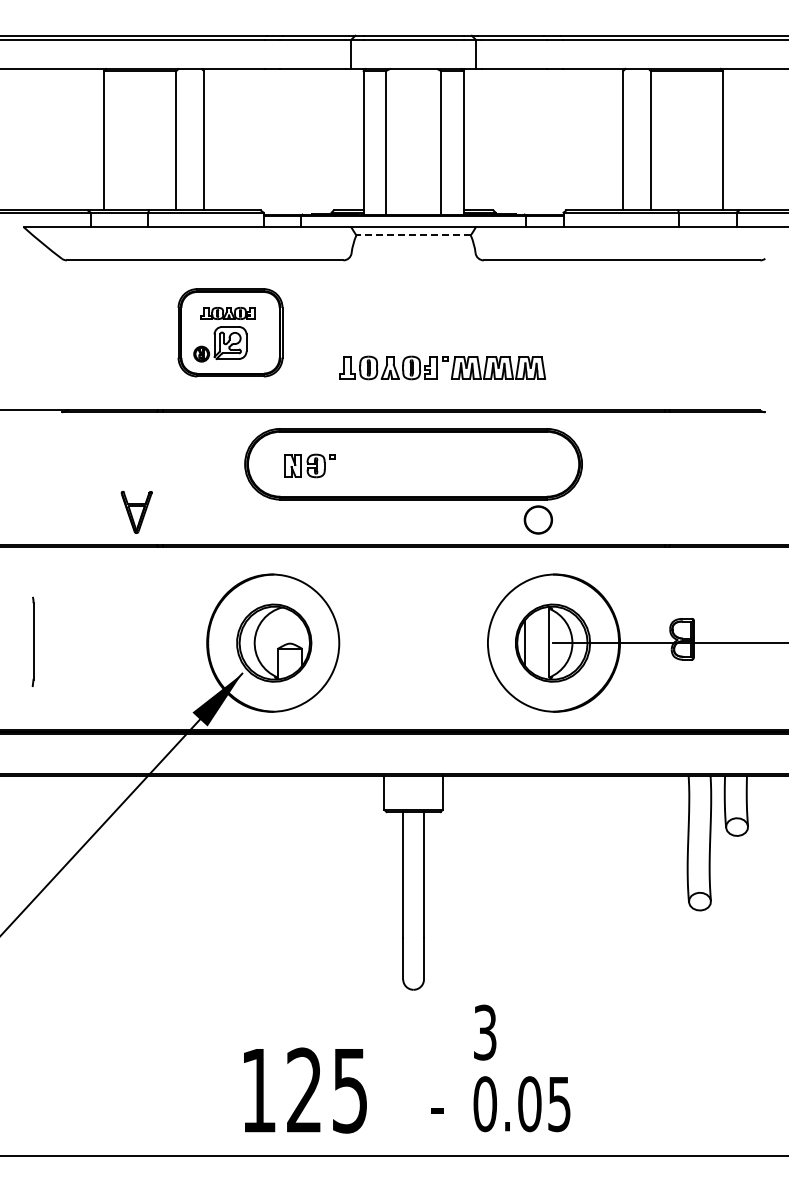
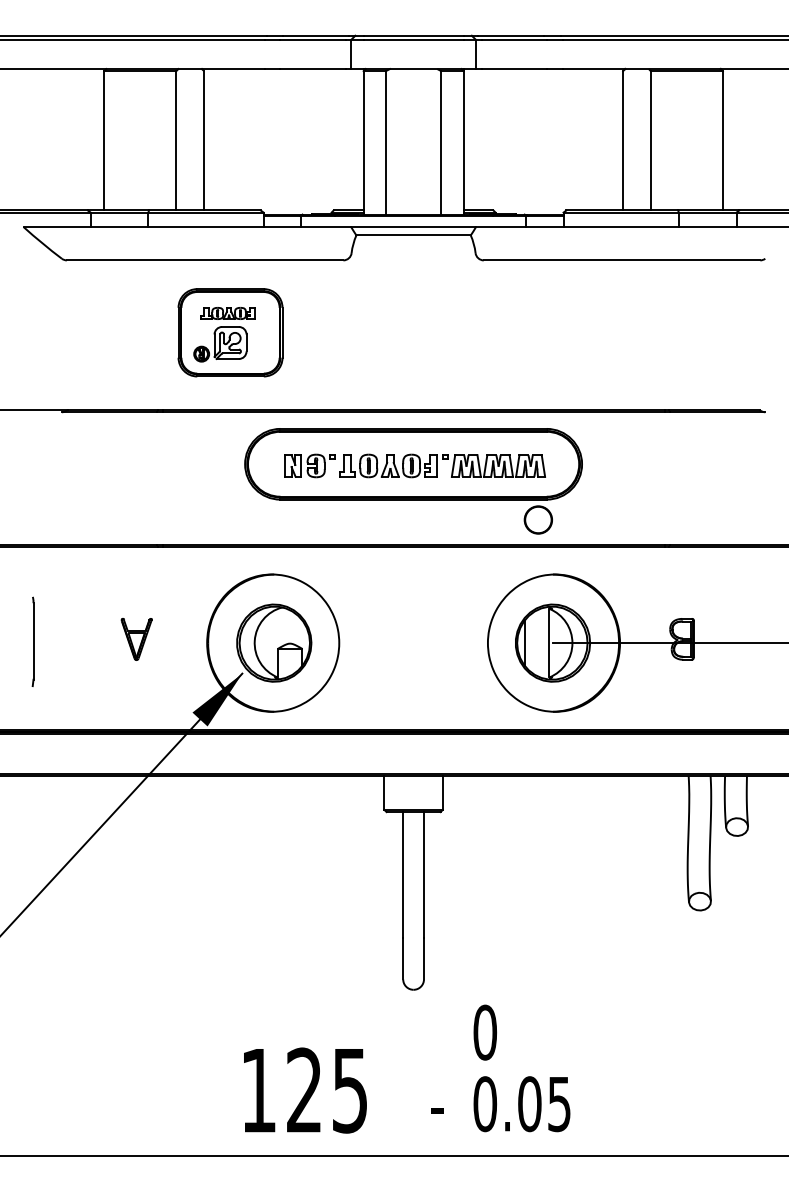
line: dashed -> solid (413, 235)
part position: (442, 367) -> (442, 465) (442, 465)
part position: (136, 512) -> (136, 639) (136, 639)
text: 3 -> 0 (485, 1032)
